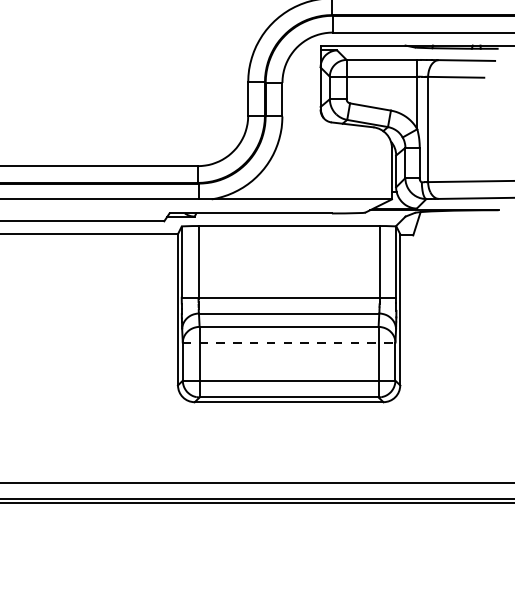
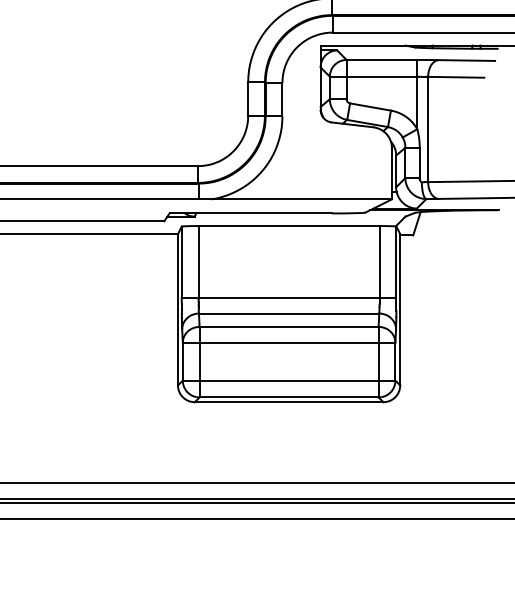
line: dashed -> solid (289, 342)
line: none -> present (256, 519)
